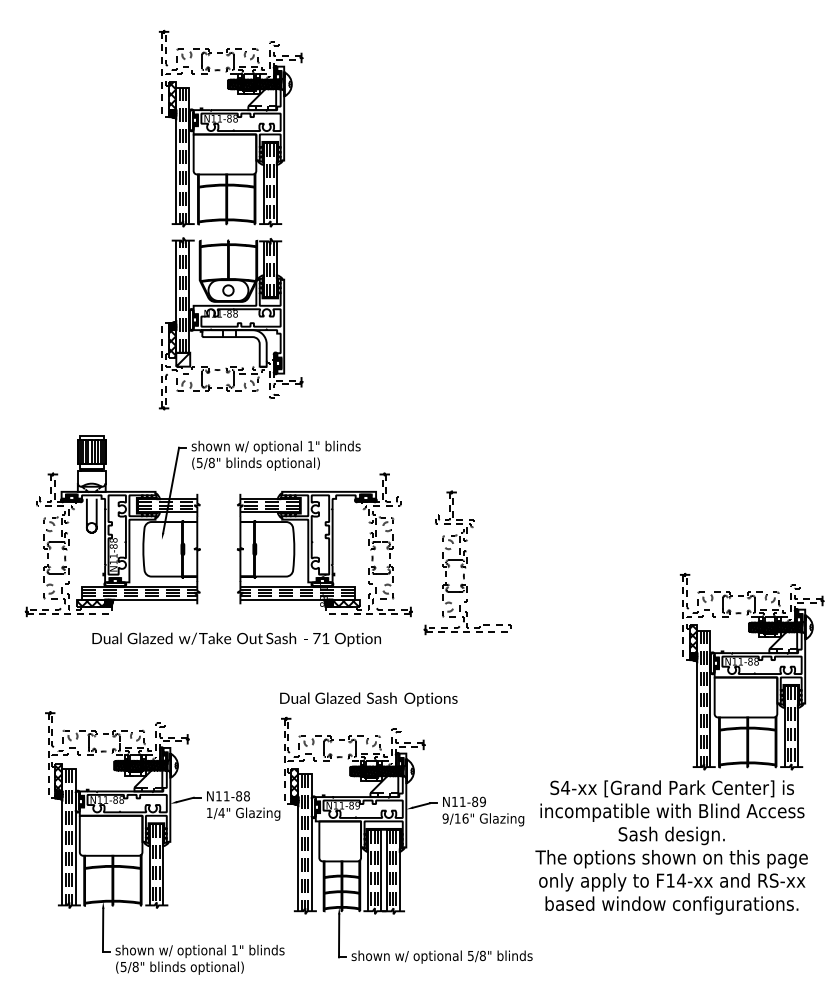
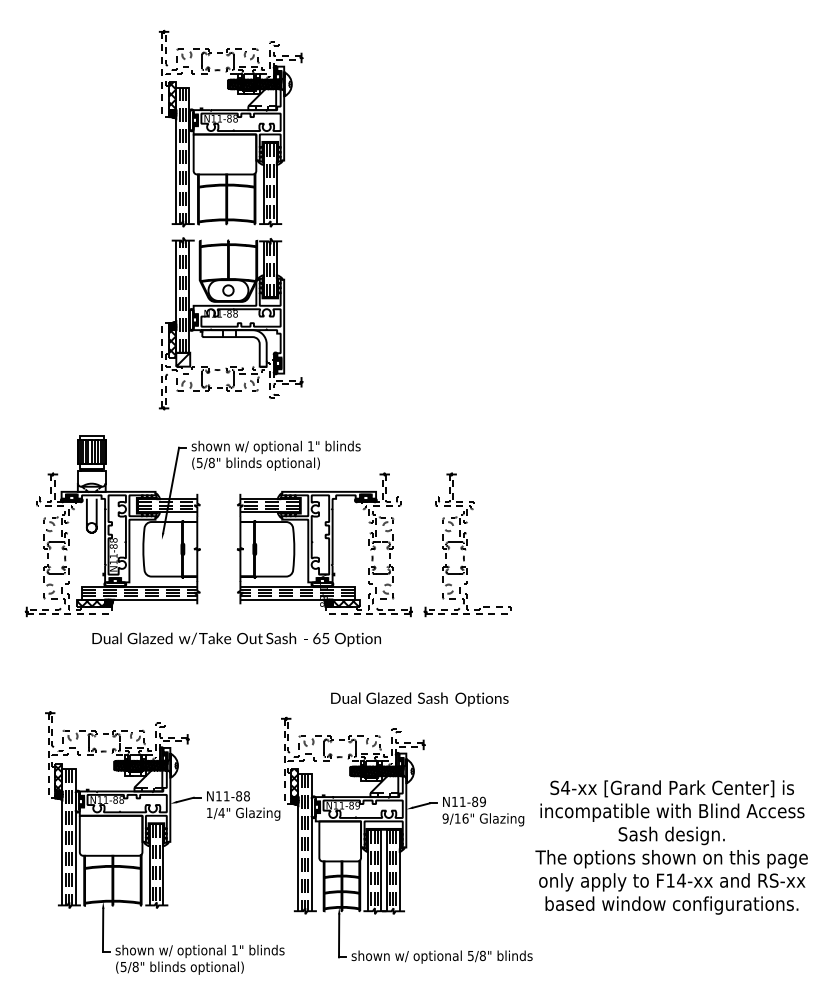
part position: (467, 562) -> (467, 544) (467, 544)
text: 71 -> 65 (321, 638)
part: present -> none (751, 671)
text position: (368, 699) -> (419, 699) (419, 699)
